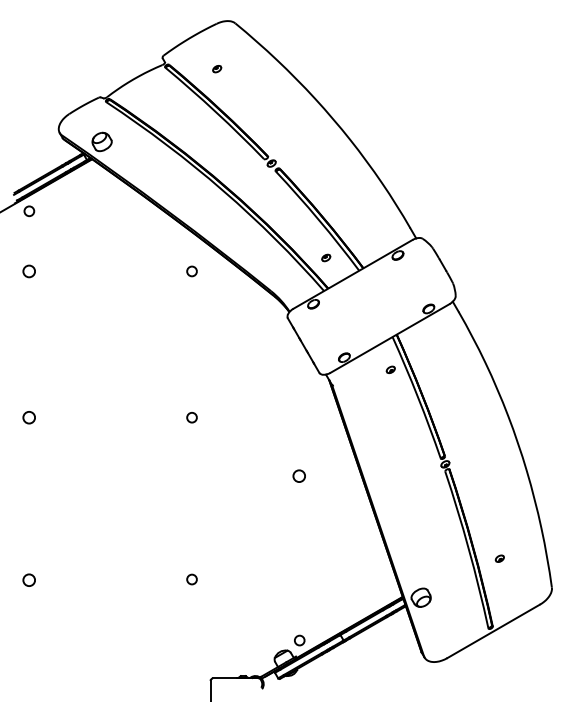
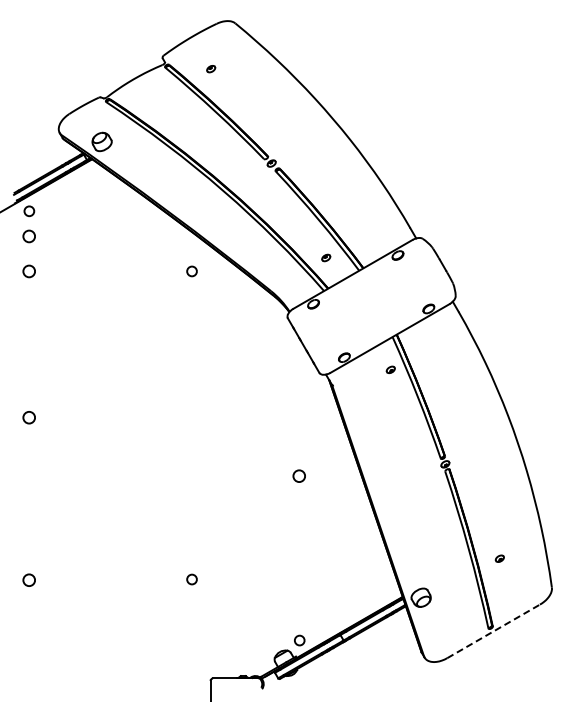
part position: (217, 69) -> (211, 69) (211, 69)
circle: none -> present (28, 236)
circle: present -> none (191, 417)
line: solid -> dashed (494, 631)
